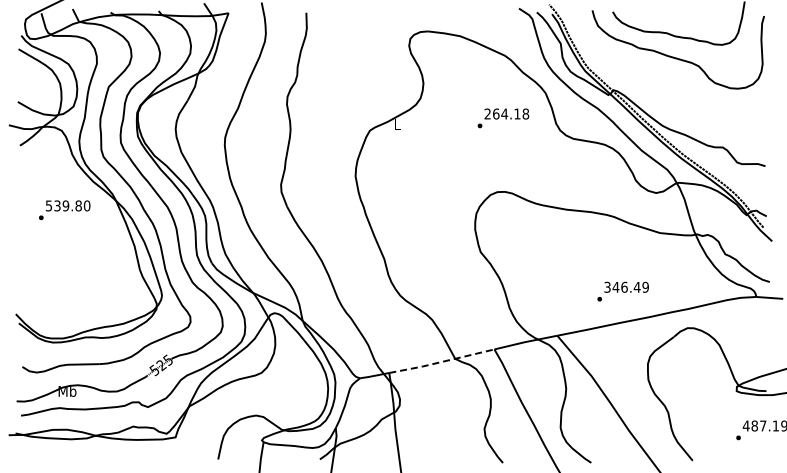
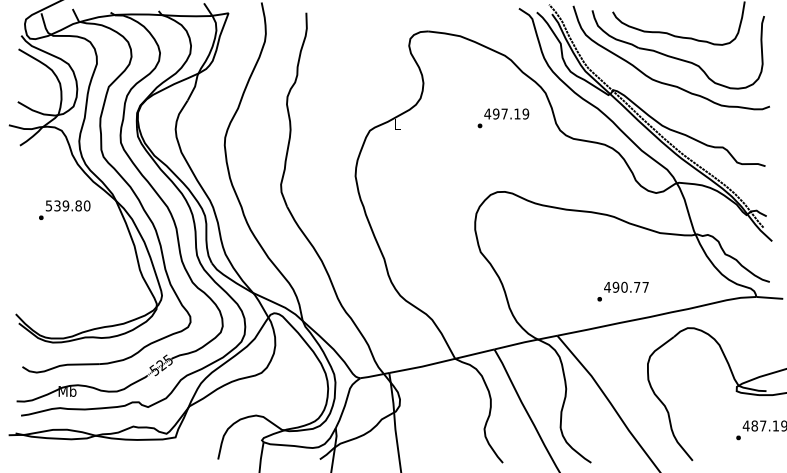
curve: none -> present (661, 81)
text: 264.18 -> 497.19 (506, 113)
text: 346.49 -> 490.77 (626, 286)
line: dashed -> solid (441, 362)
